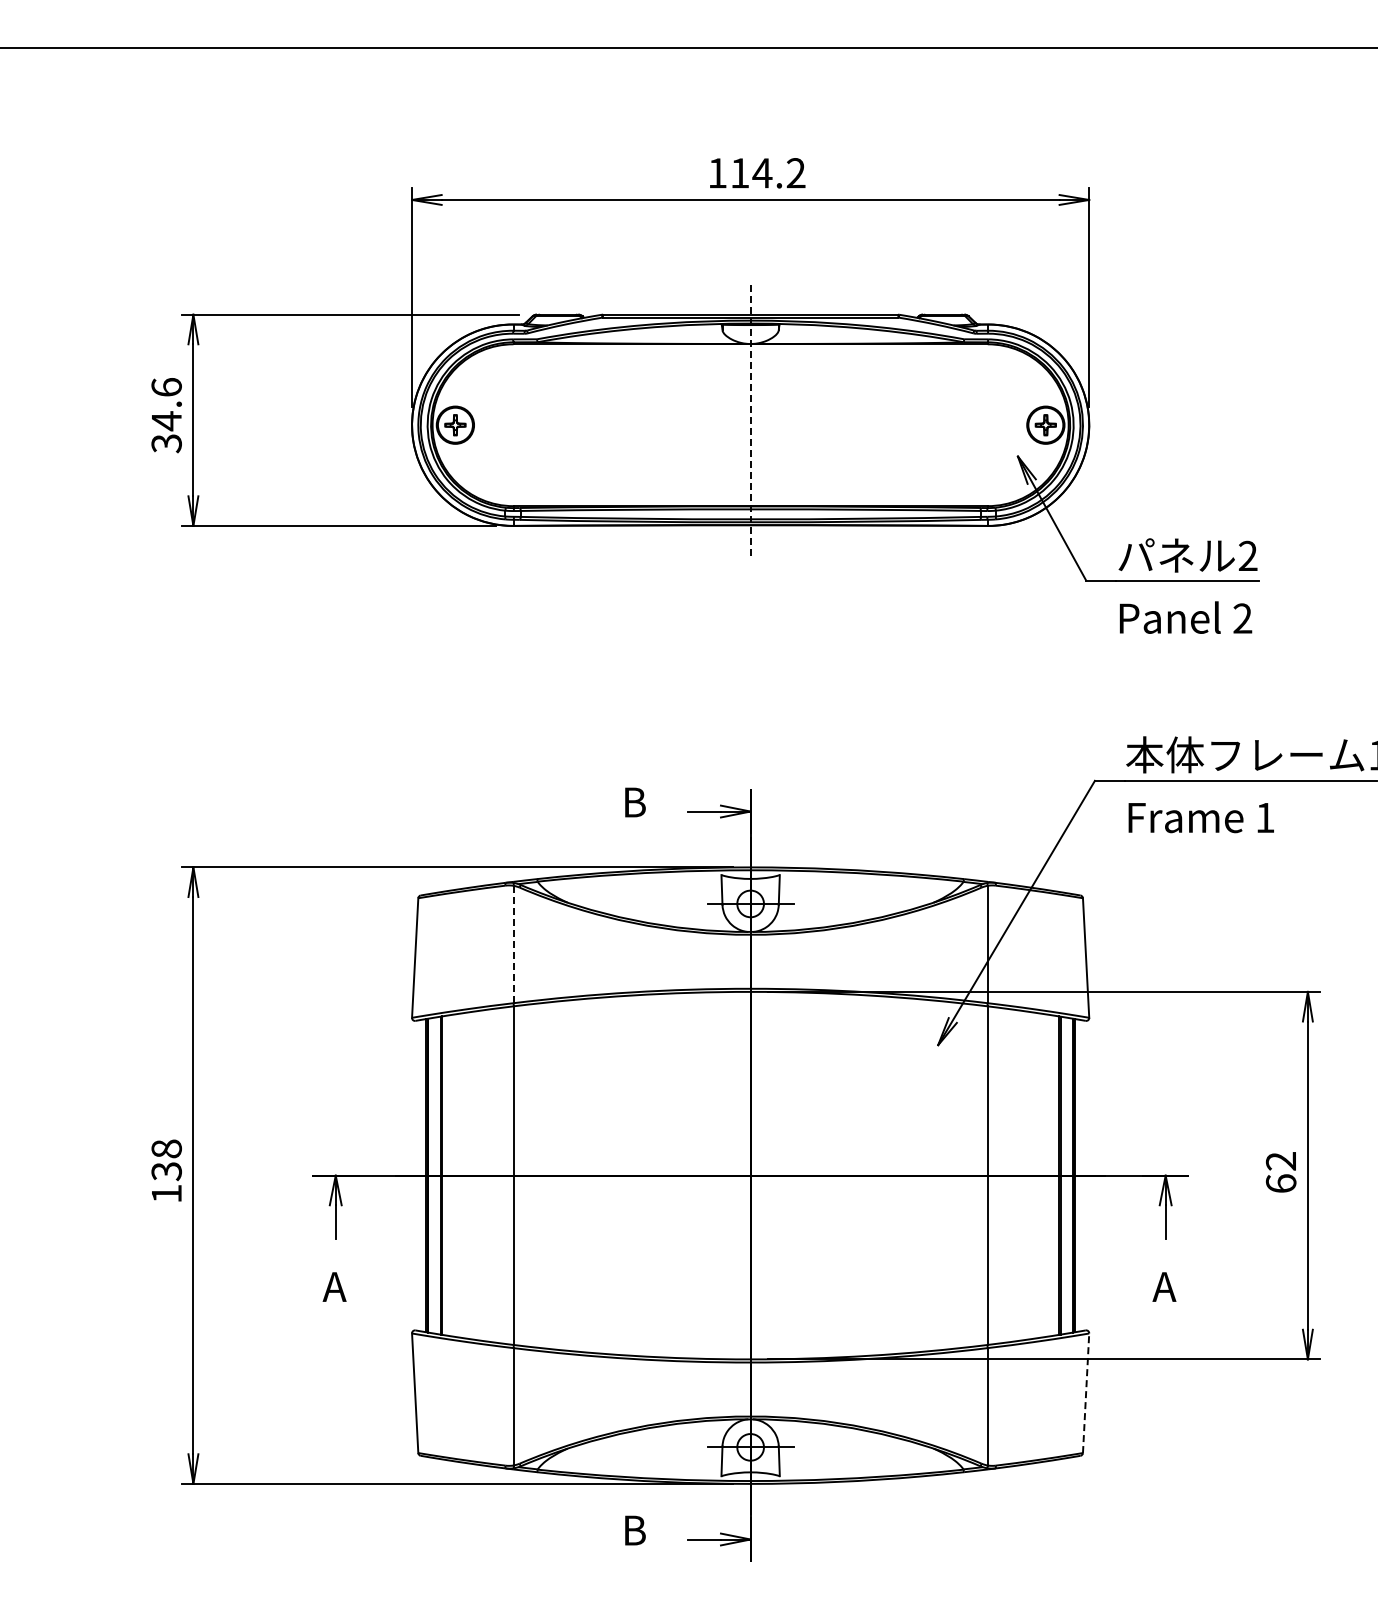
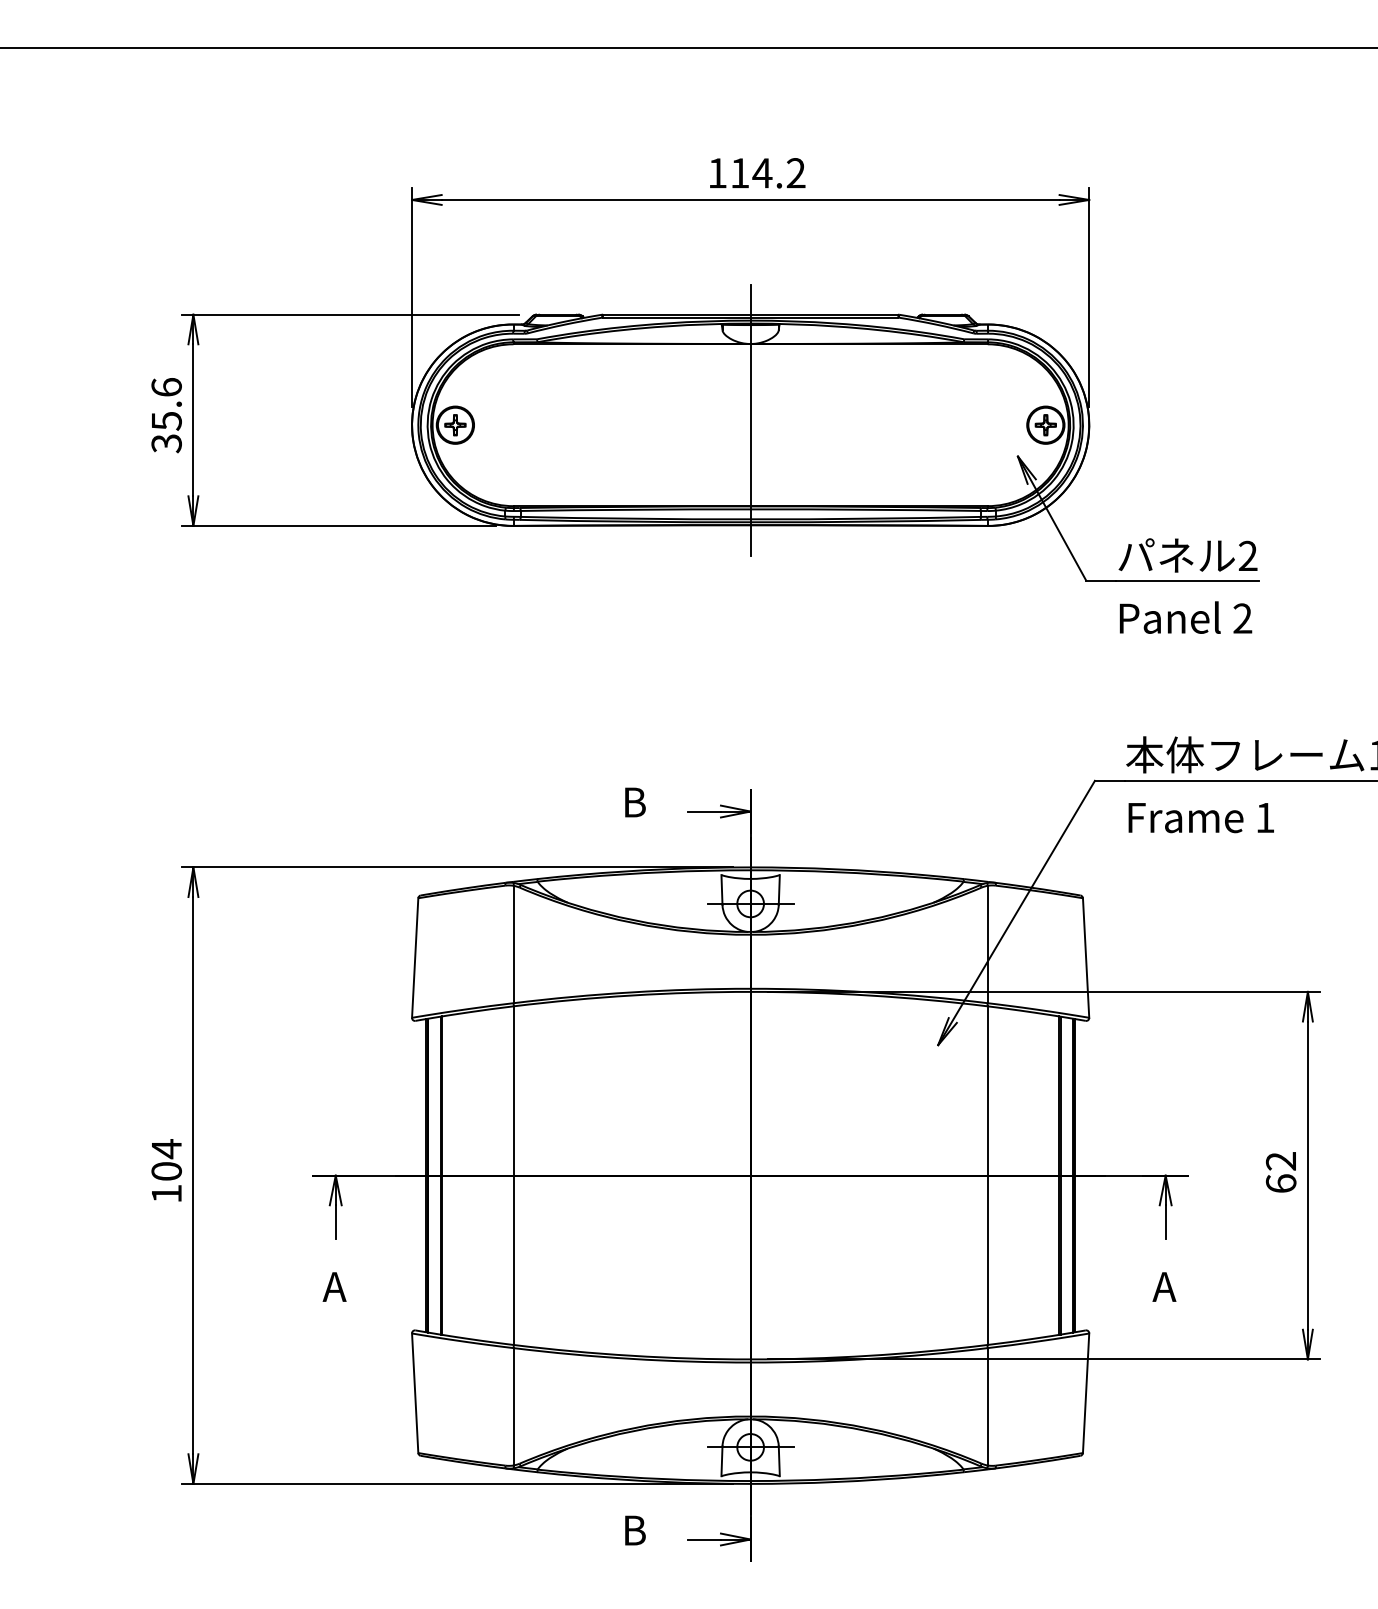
line: dashed -> solid (750, 420)
text: 34.6 -> 35.6 (166, 421)
line: dashed -> solid (513, 944)
text: 138 -> 104 (166, 1160)
line: dashed -> solid (1086, 1393)
